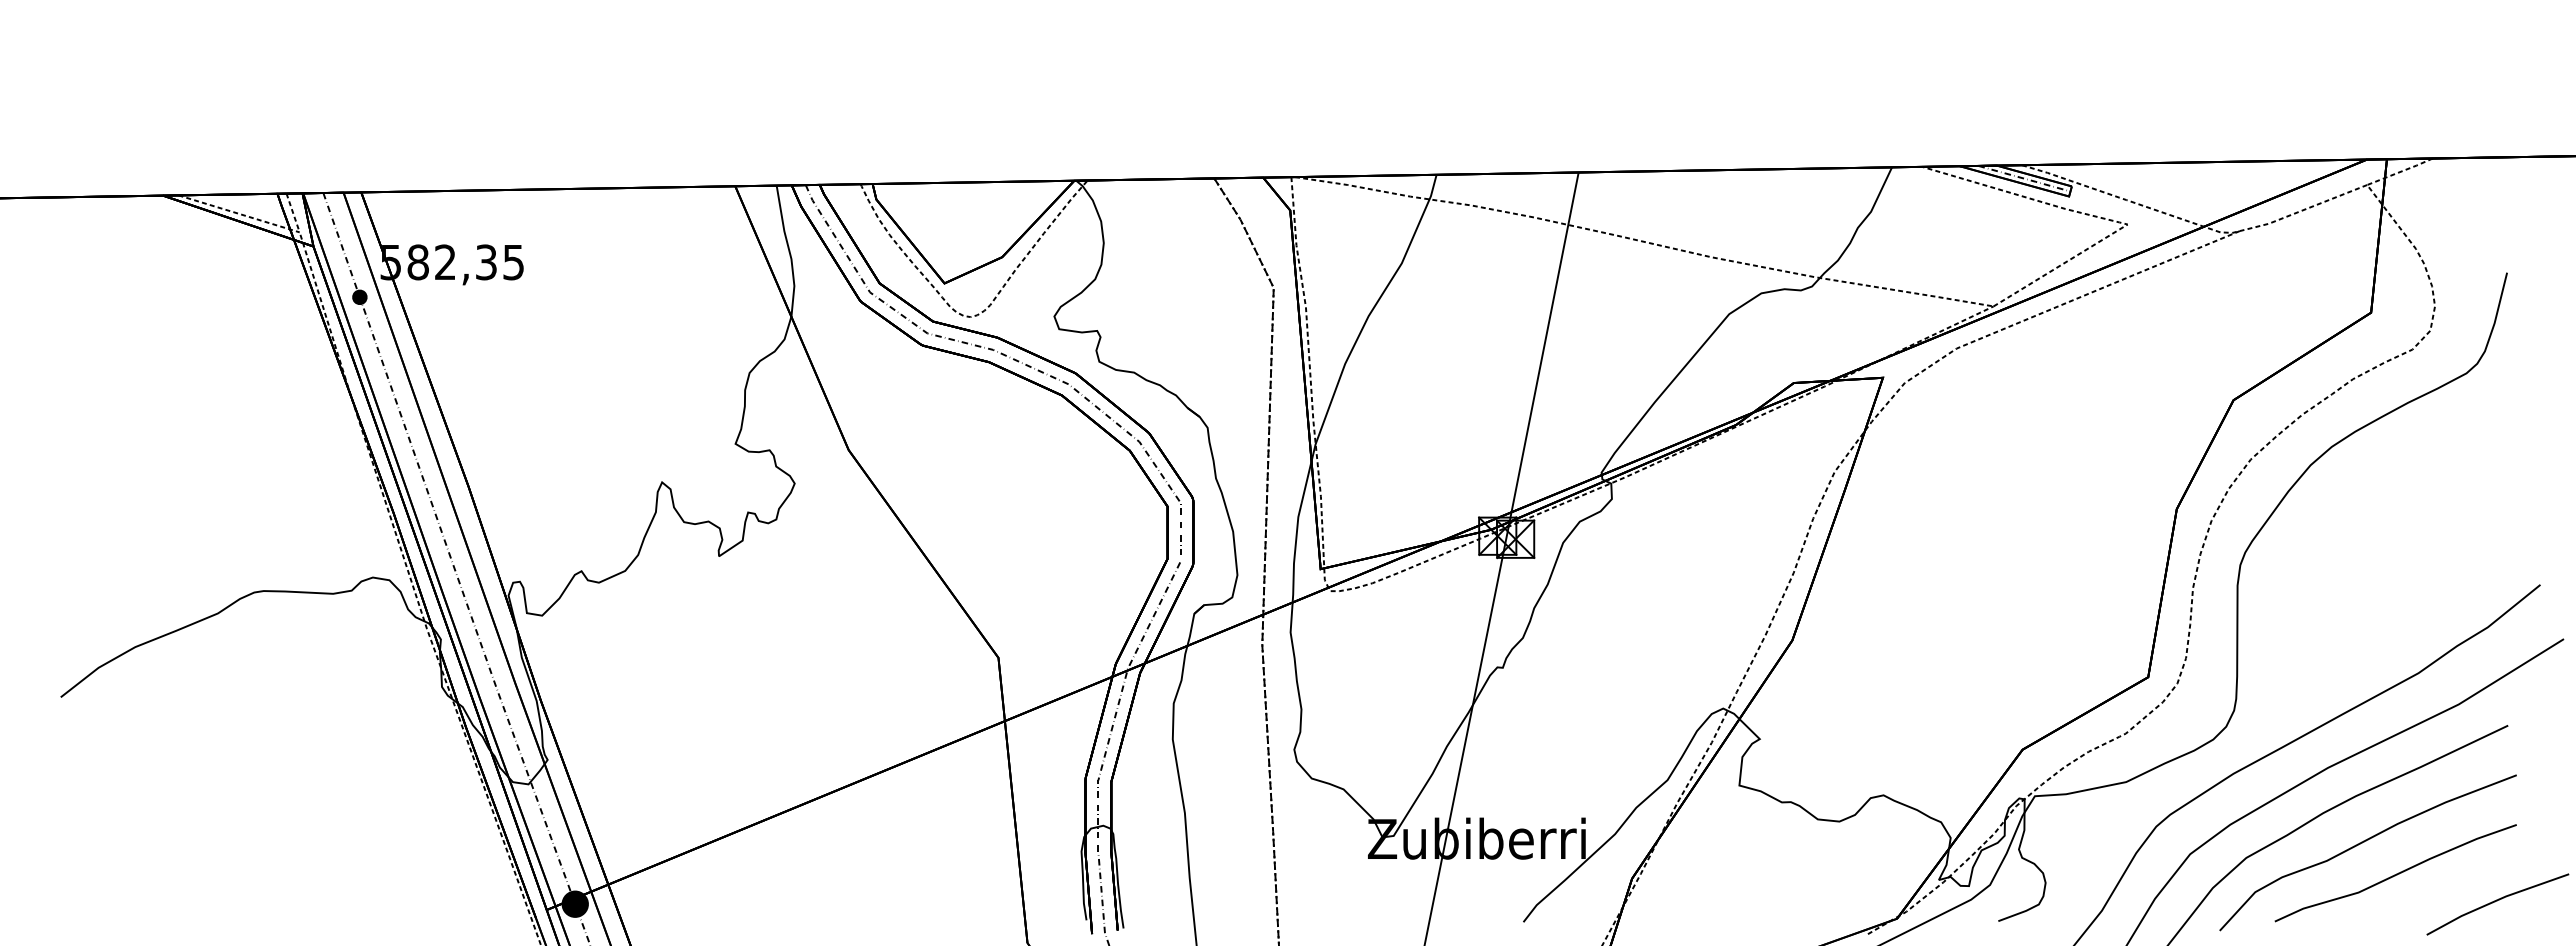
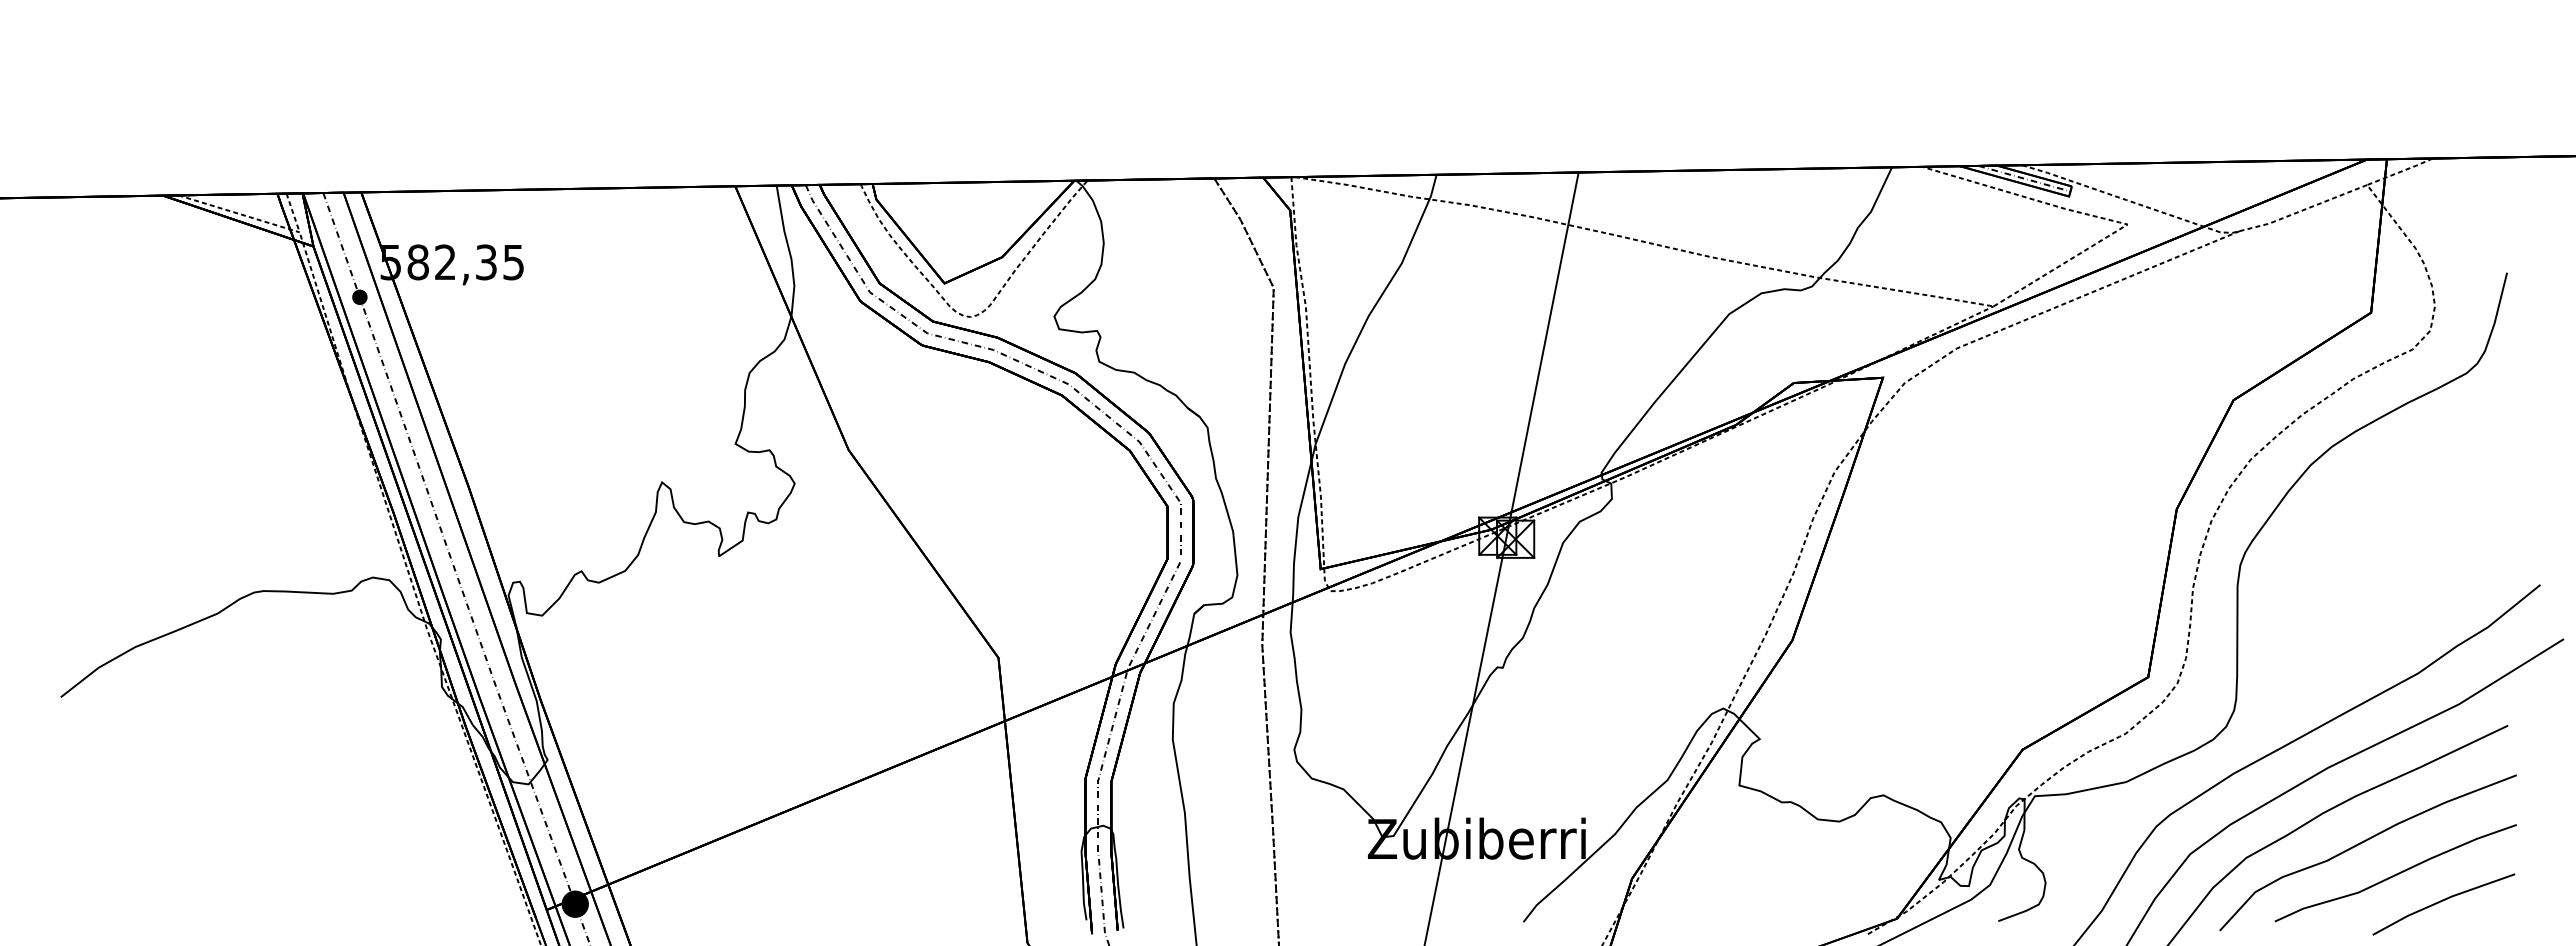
line position: (2495, 902) -> (2441, 902) (2441, 902)
